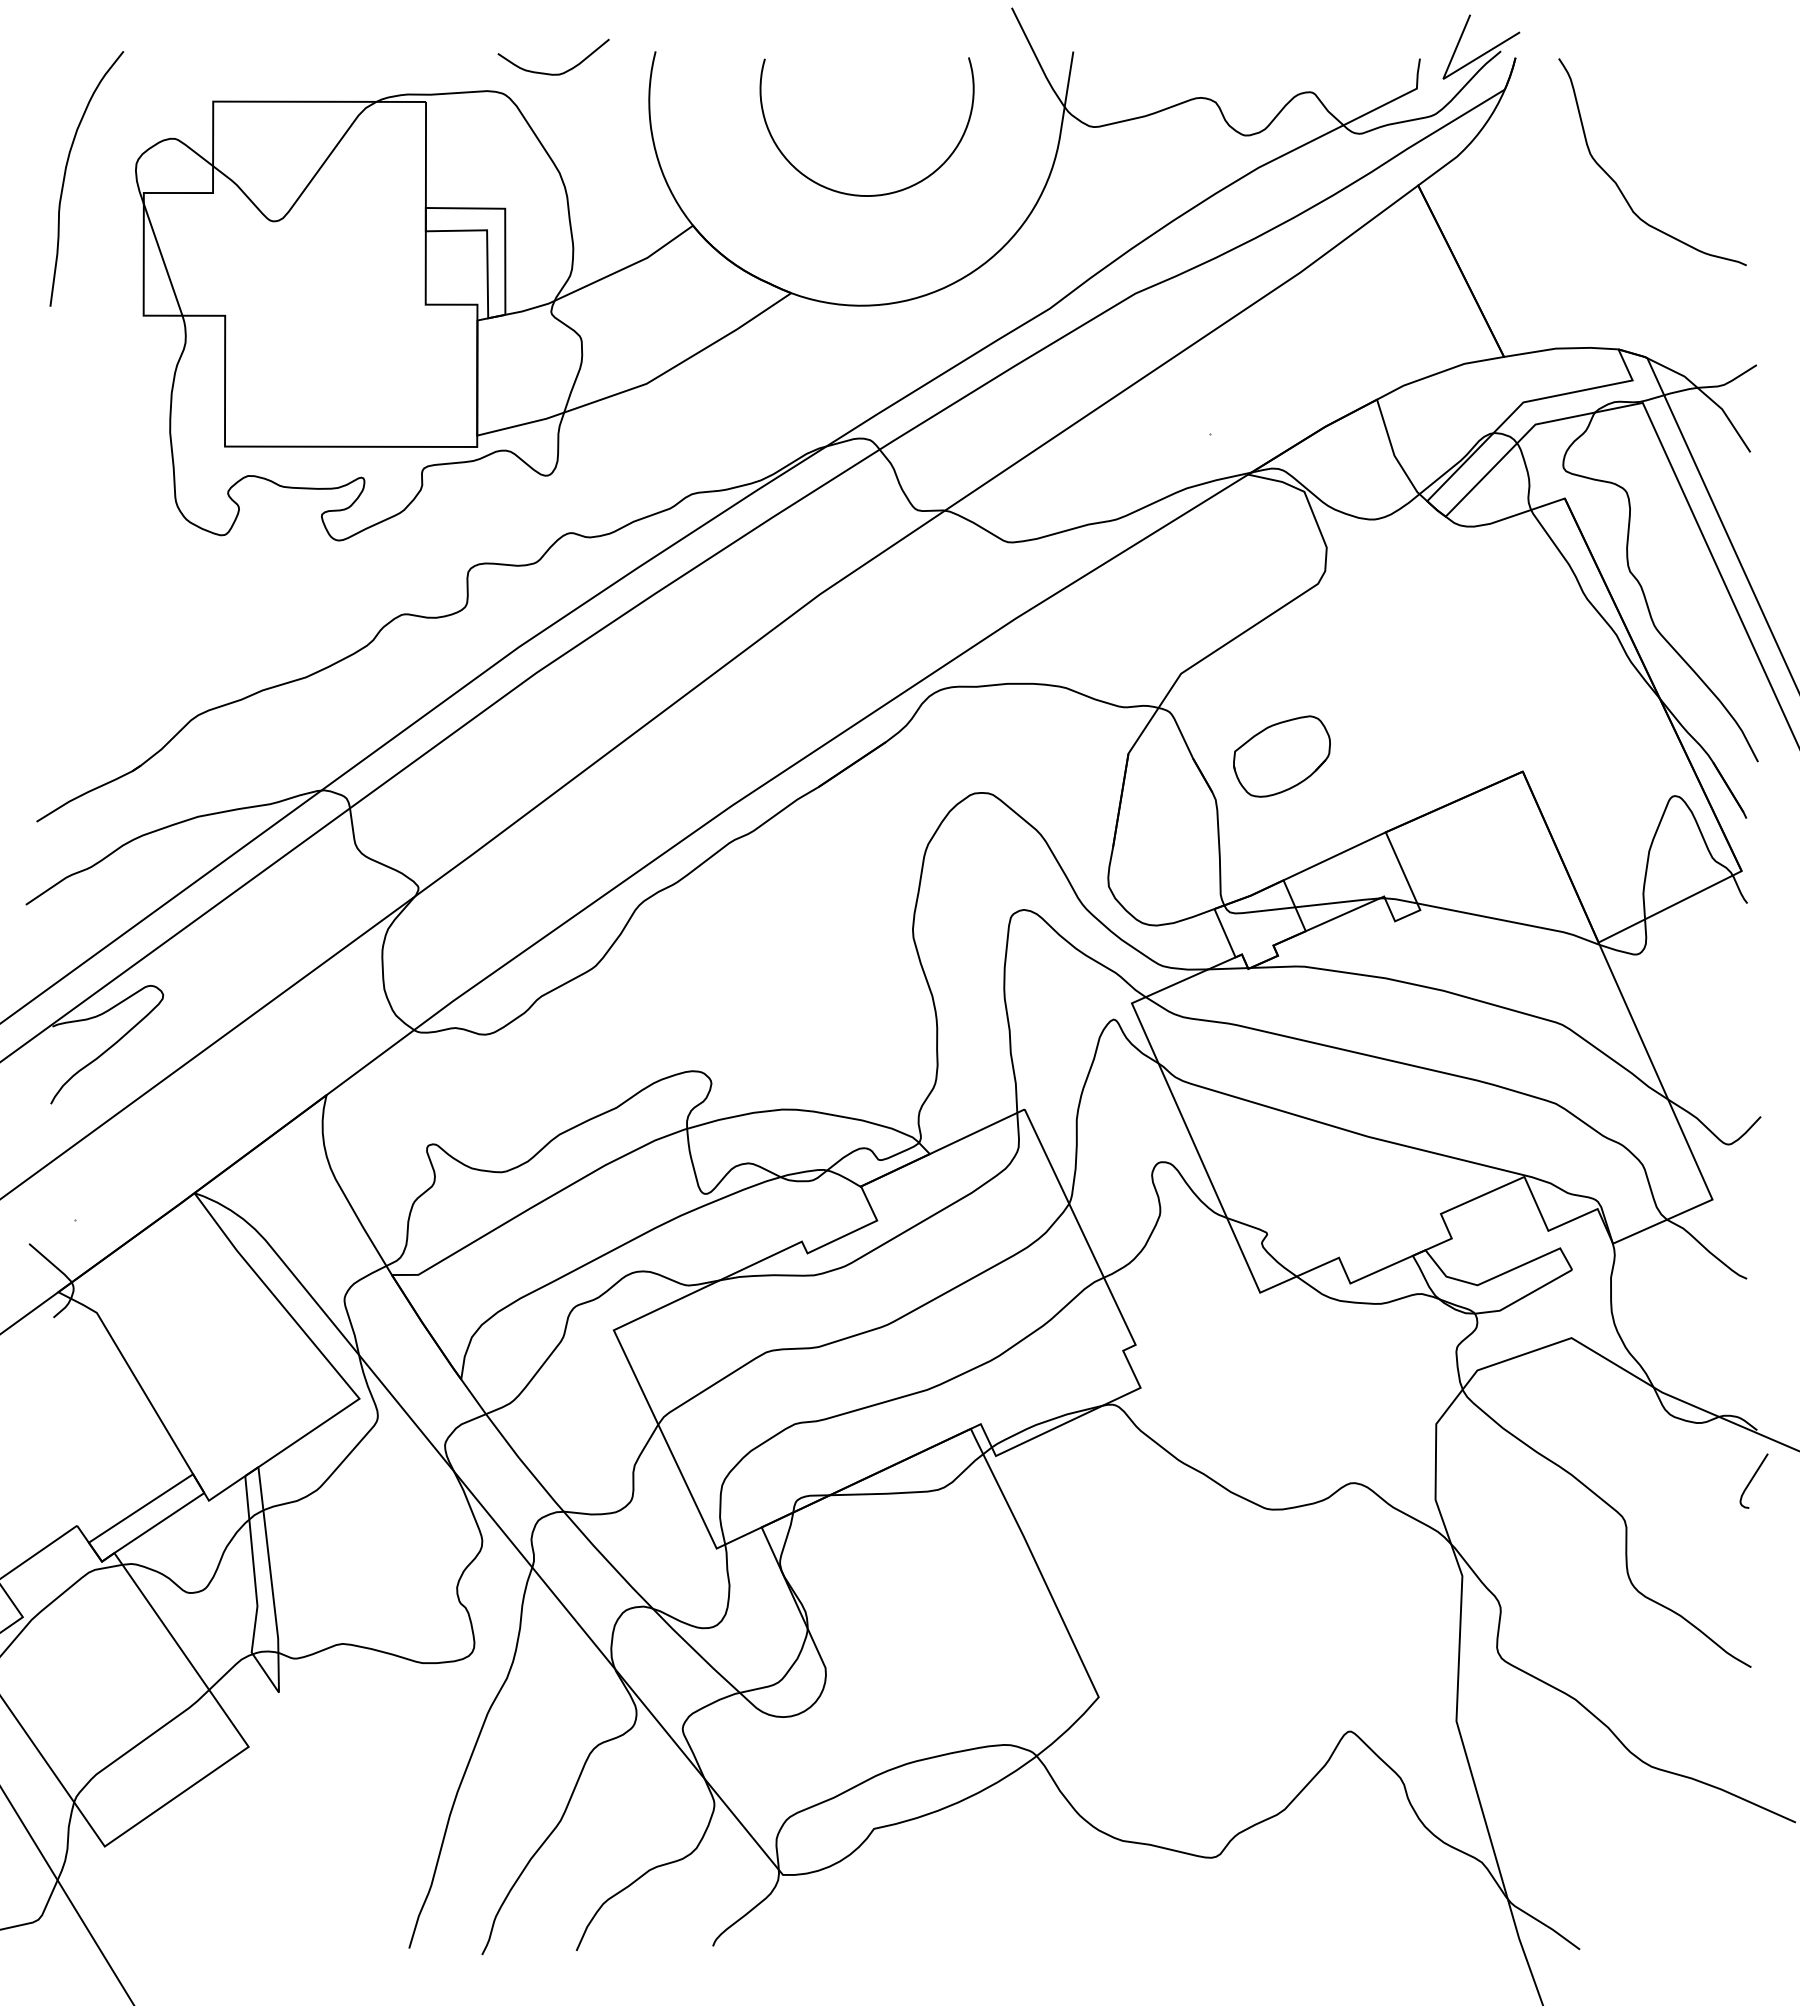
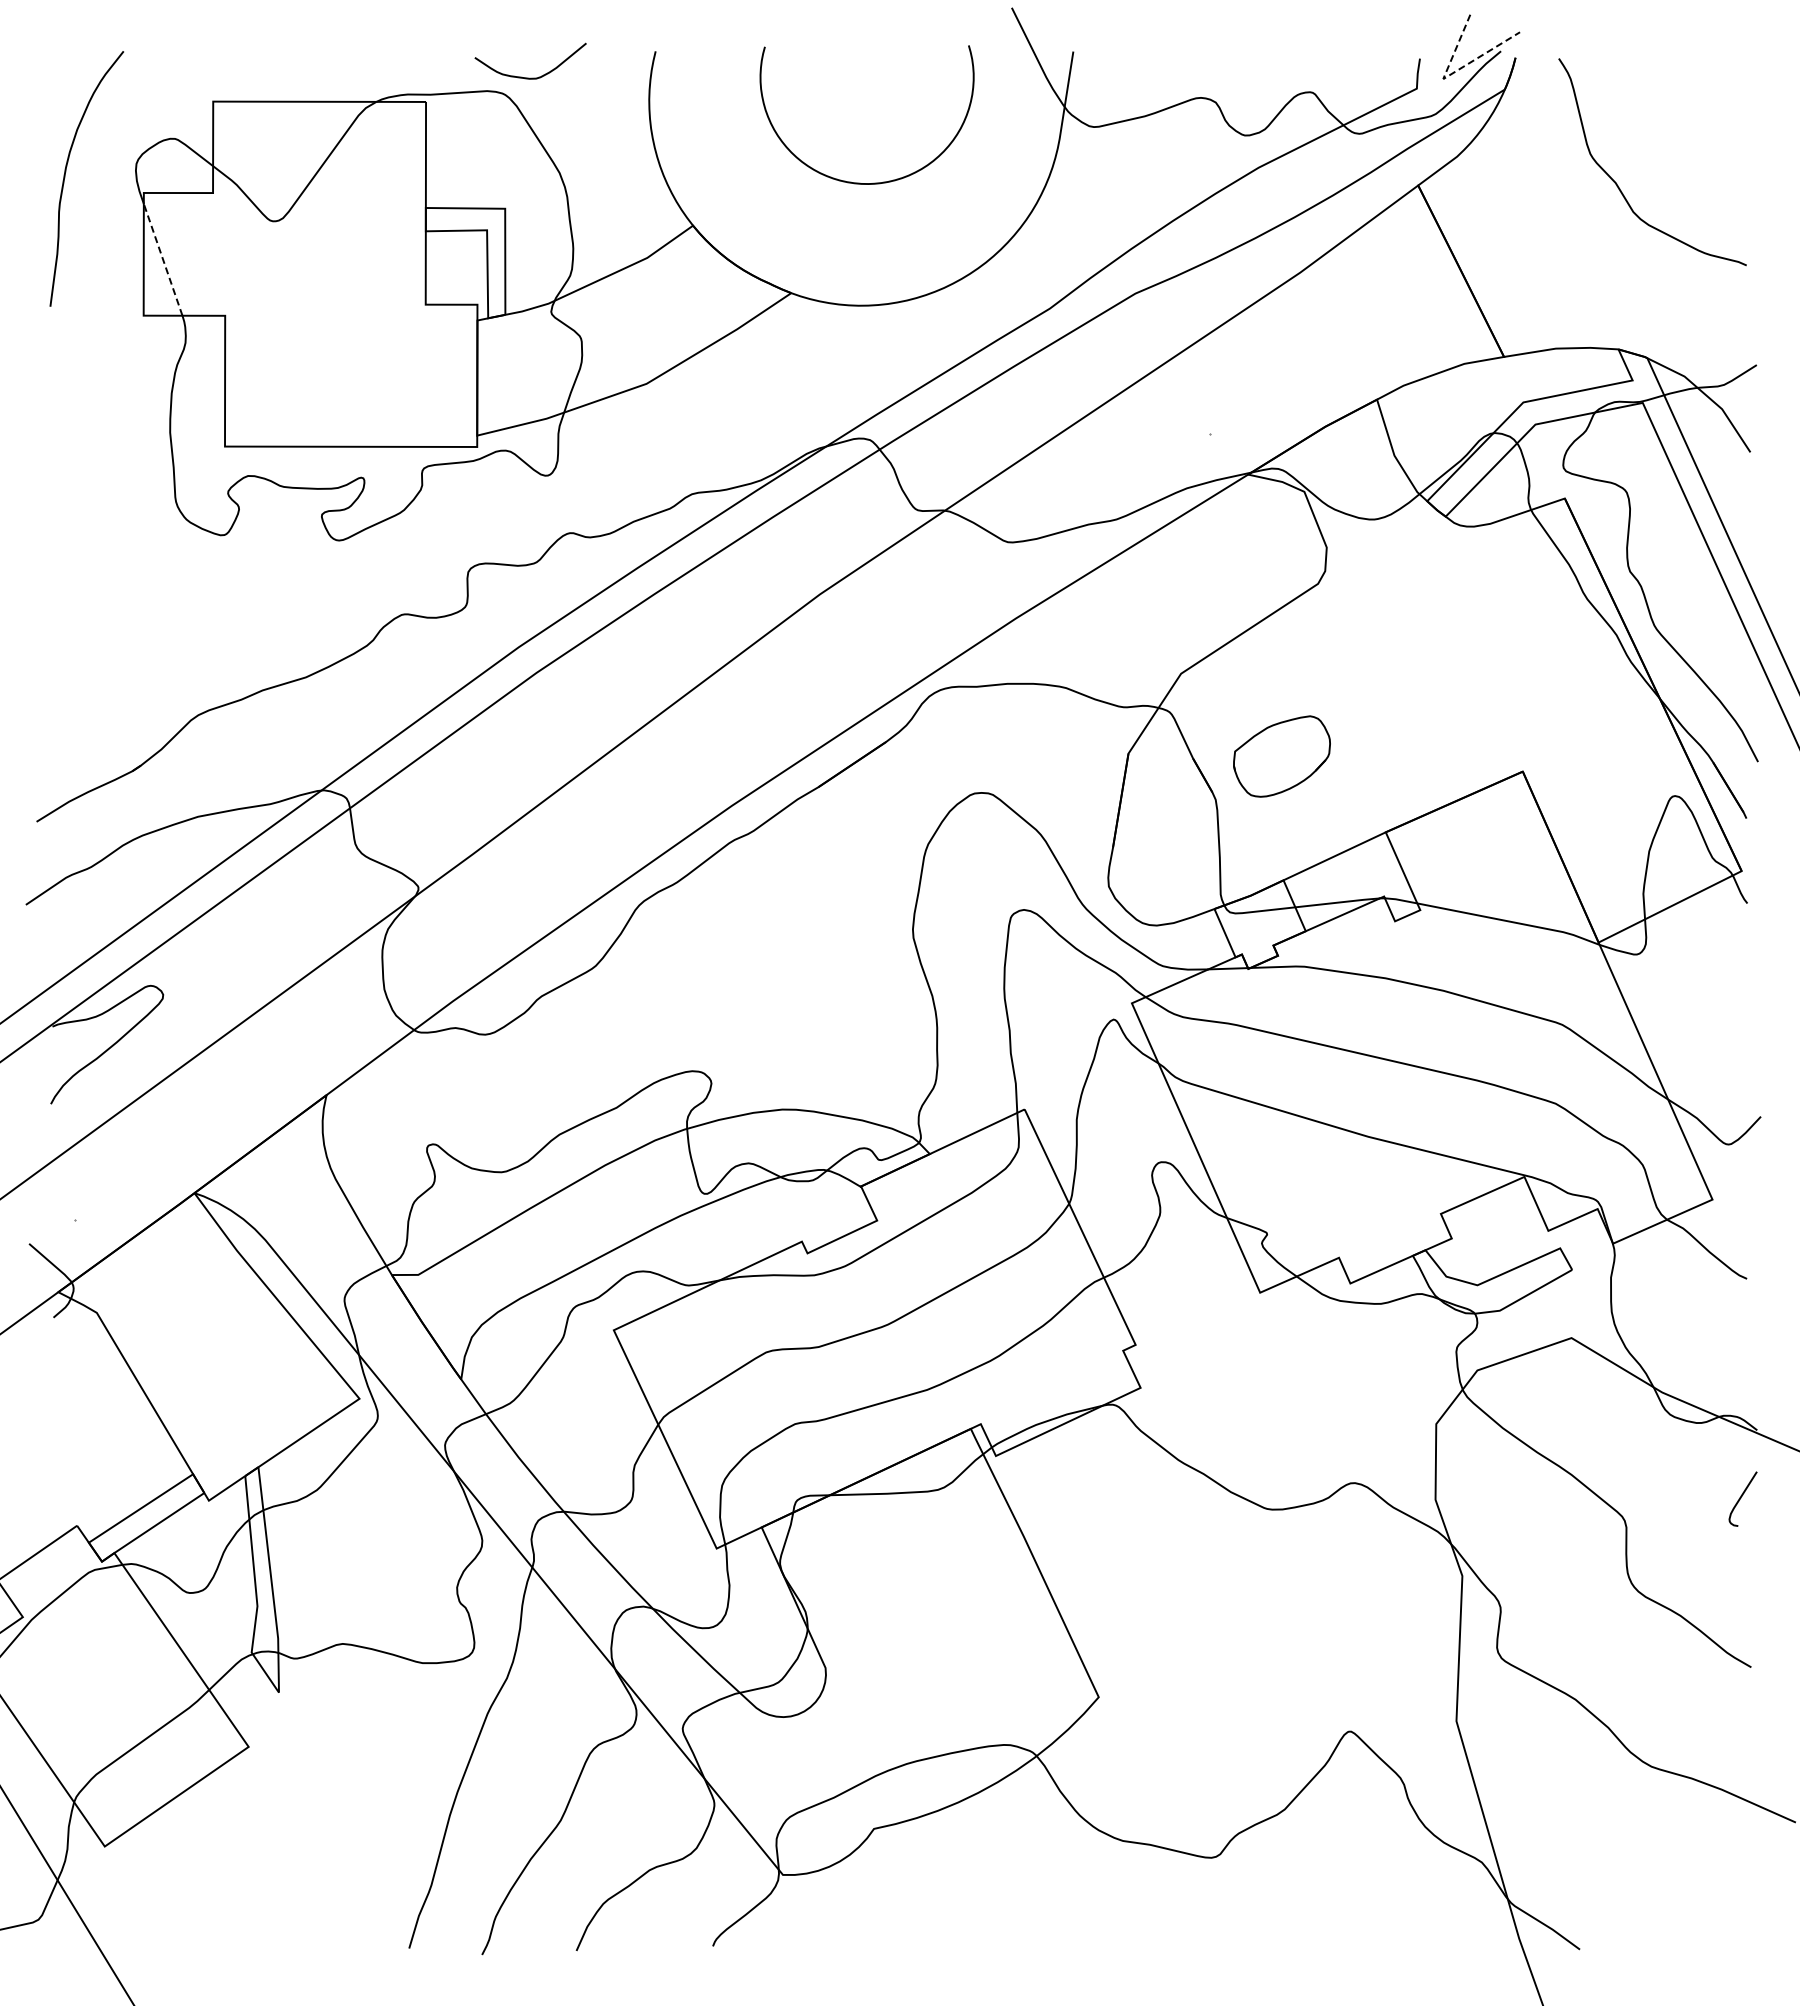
curve position: (553, 73) -> (530, 77) (530, 77)
line: solid -> dashed (1451, 73)
curve position: (860, 194) -> (860, 182) (860, 182)
line: solid -> dashed (163, 259)
curve position: (1752, 1480) -> (1741, 1498) (1741, 1498)
